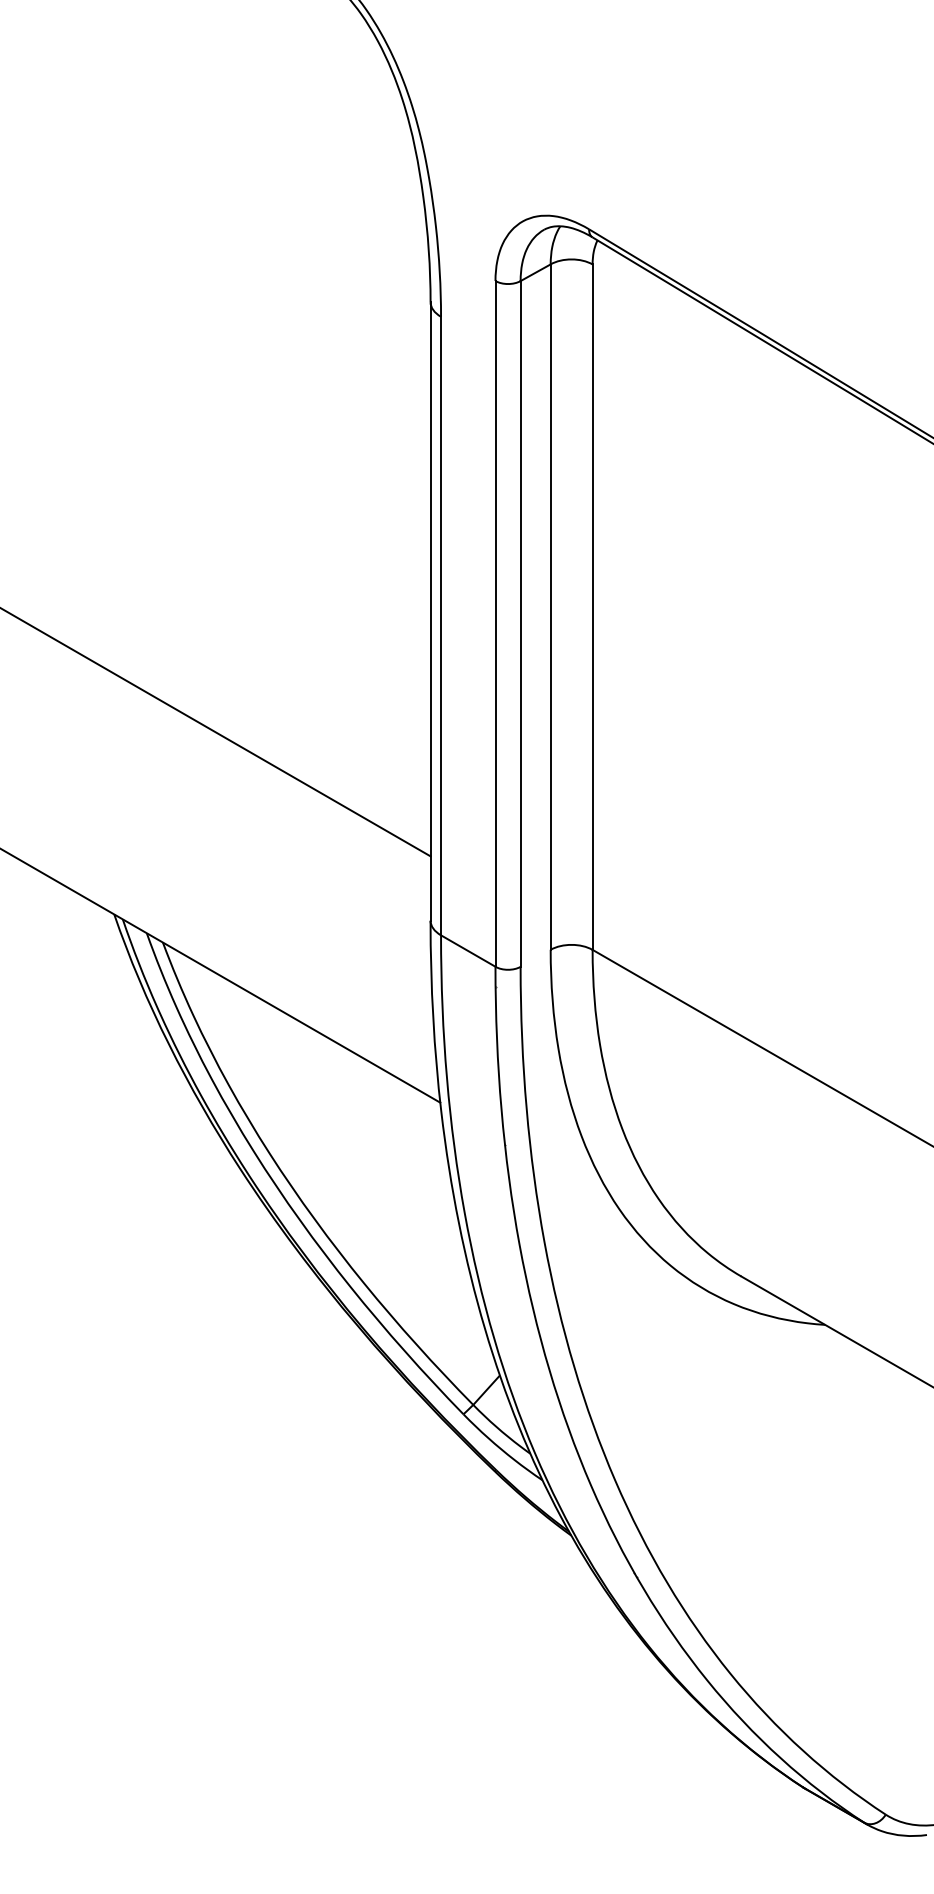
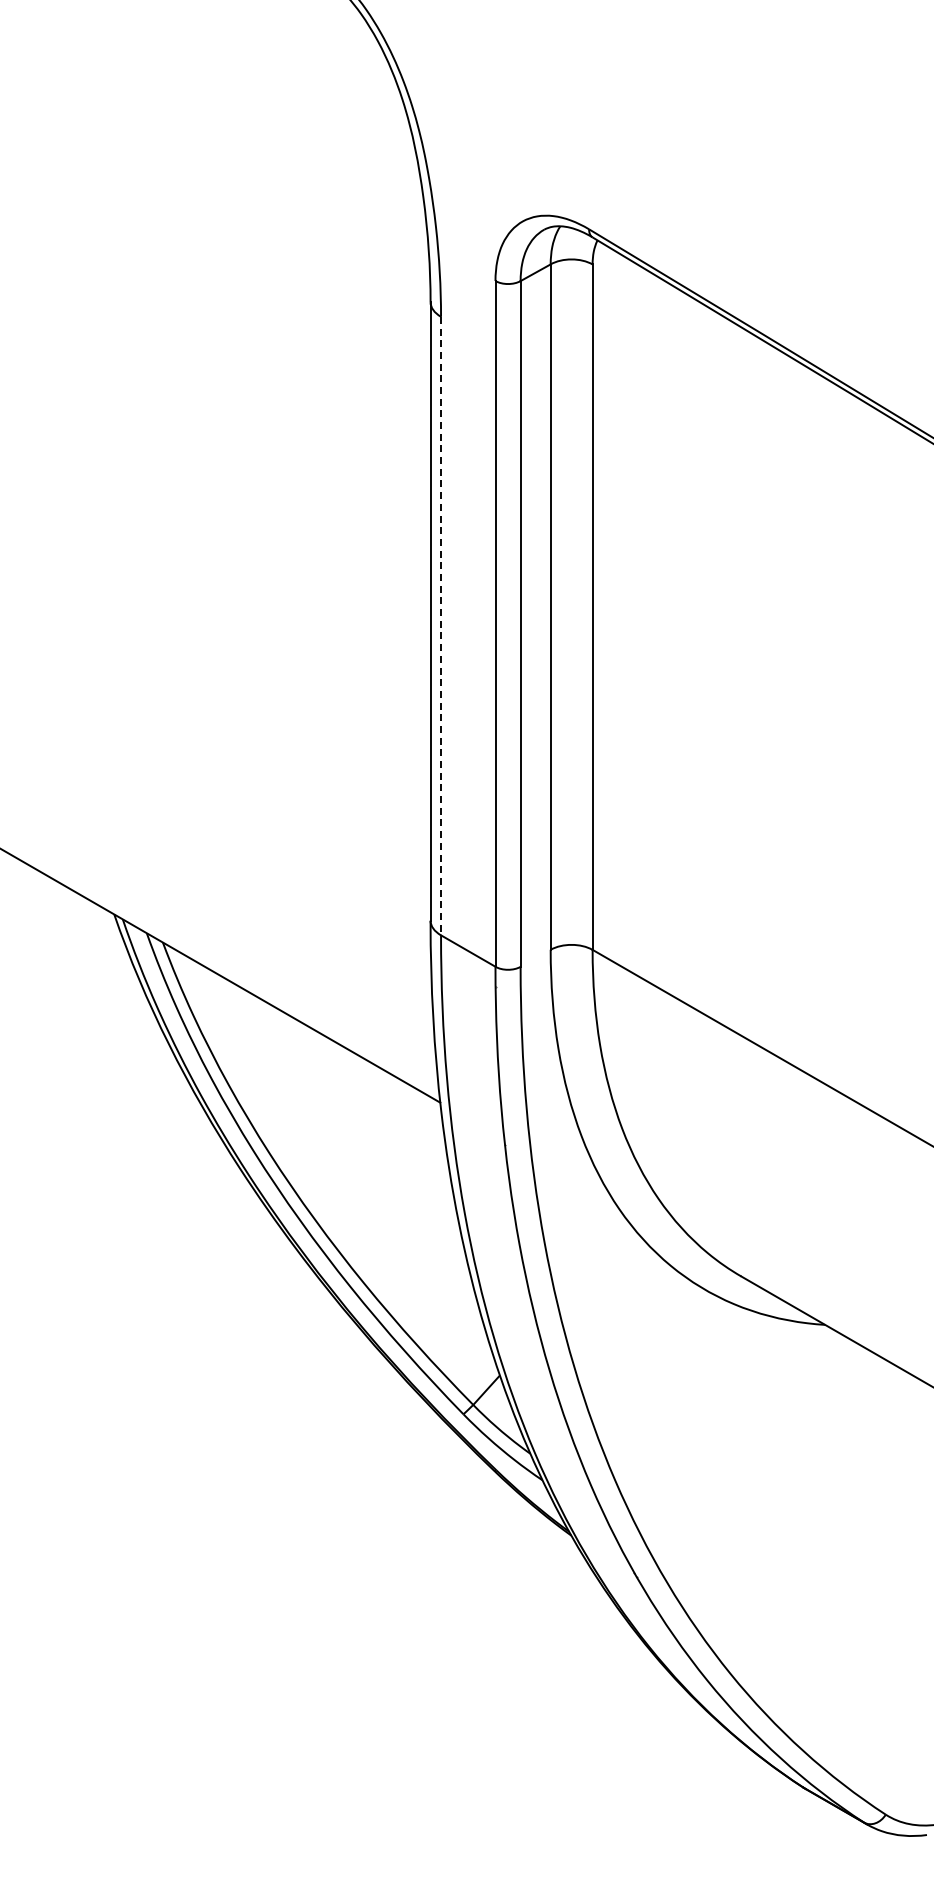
line: solid -> dashed (441, 626)
line: present -> none (216, 732)
